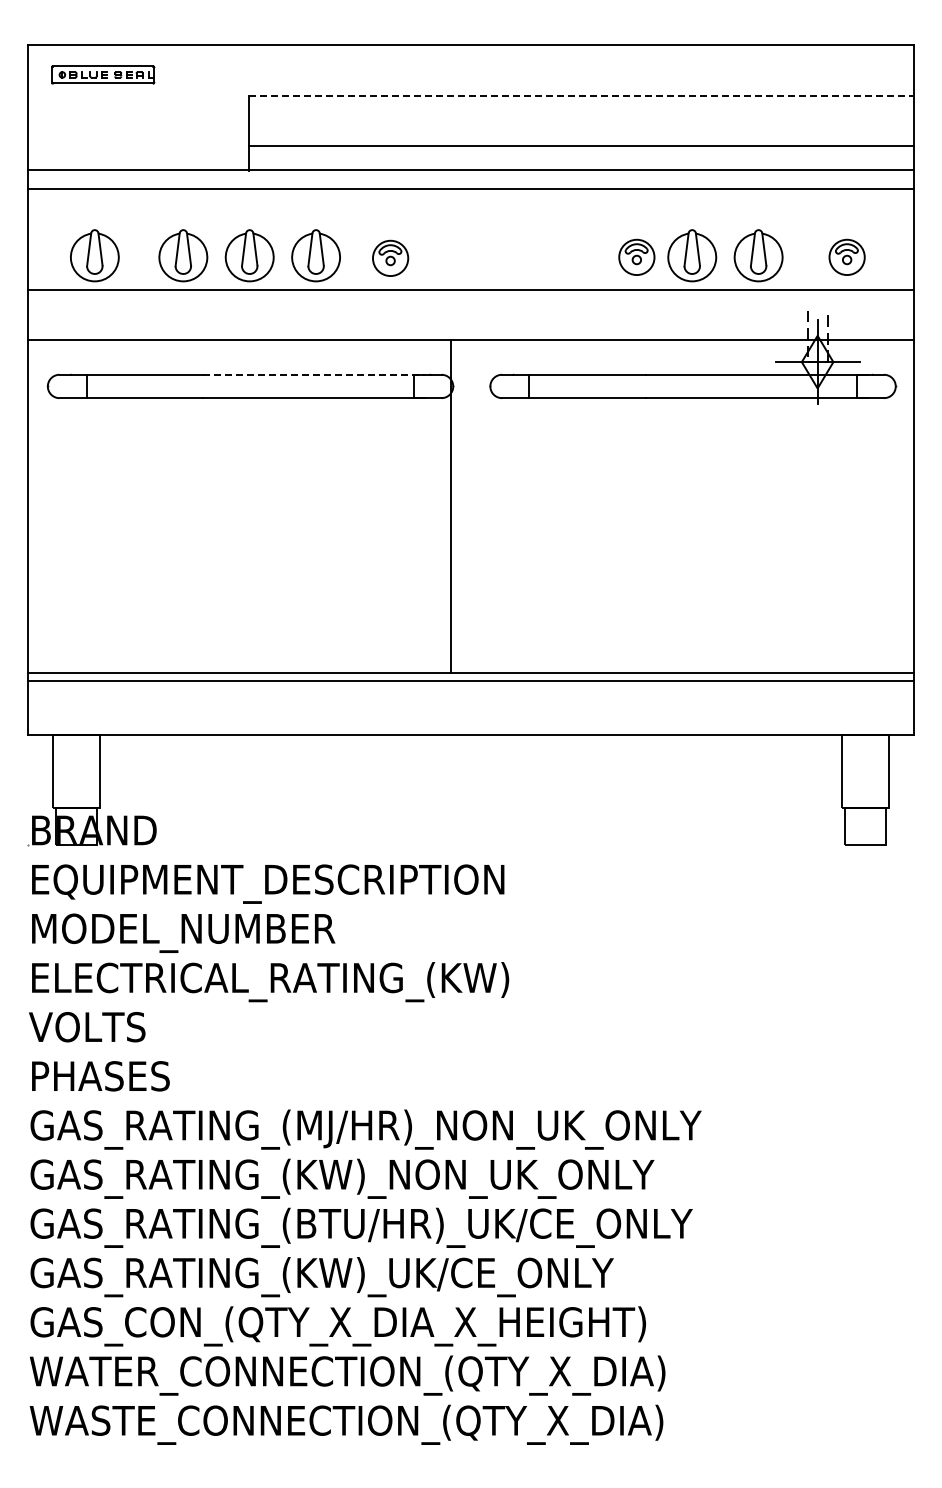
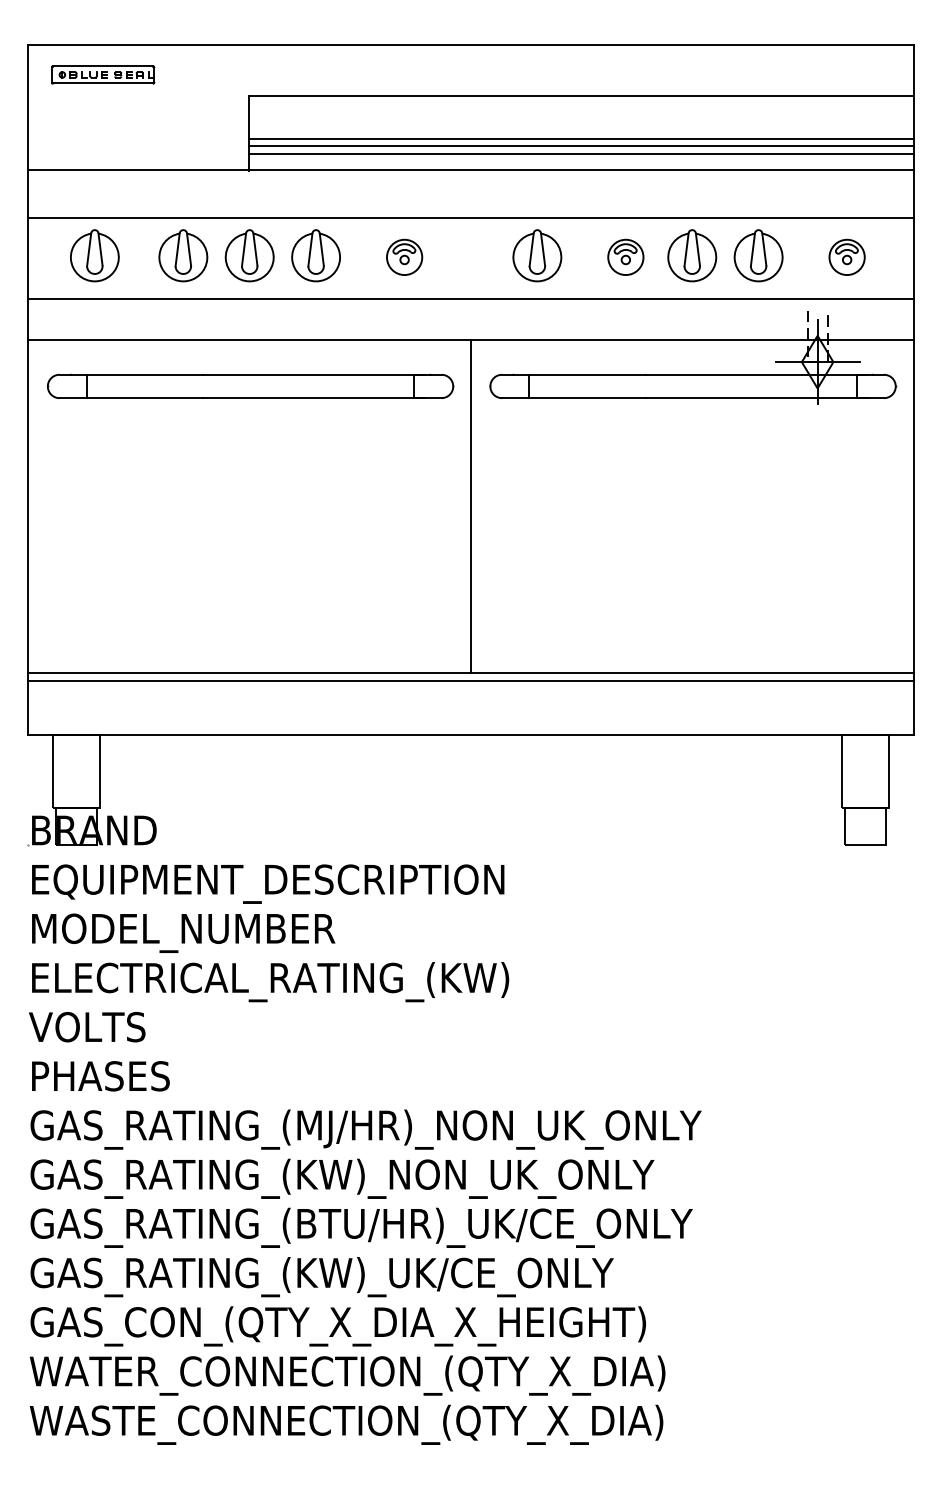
line: dashed -> solid (581, 95)
line: none -> present (581, 139)
line: none -> present (581, 153)
line position: (470, 189) -> (470, 218) (470, 218)
part: none -> present (537, 255)
part position: (636, 256) -> (625, 256) (625, 256)
part position: (390, 257) -> (404, 256) (404, 256)
line position: (470, 290) -> (470, 299) (470, 299)
line: dashed -> solid (314, 374)
line position: (451, 506) -> (471, 506) (471, 506)
